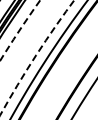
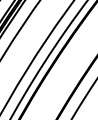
arc: dashed -> solid (19, 30)
arc: dashed -> solid (35, 56)
